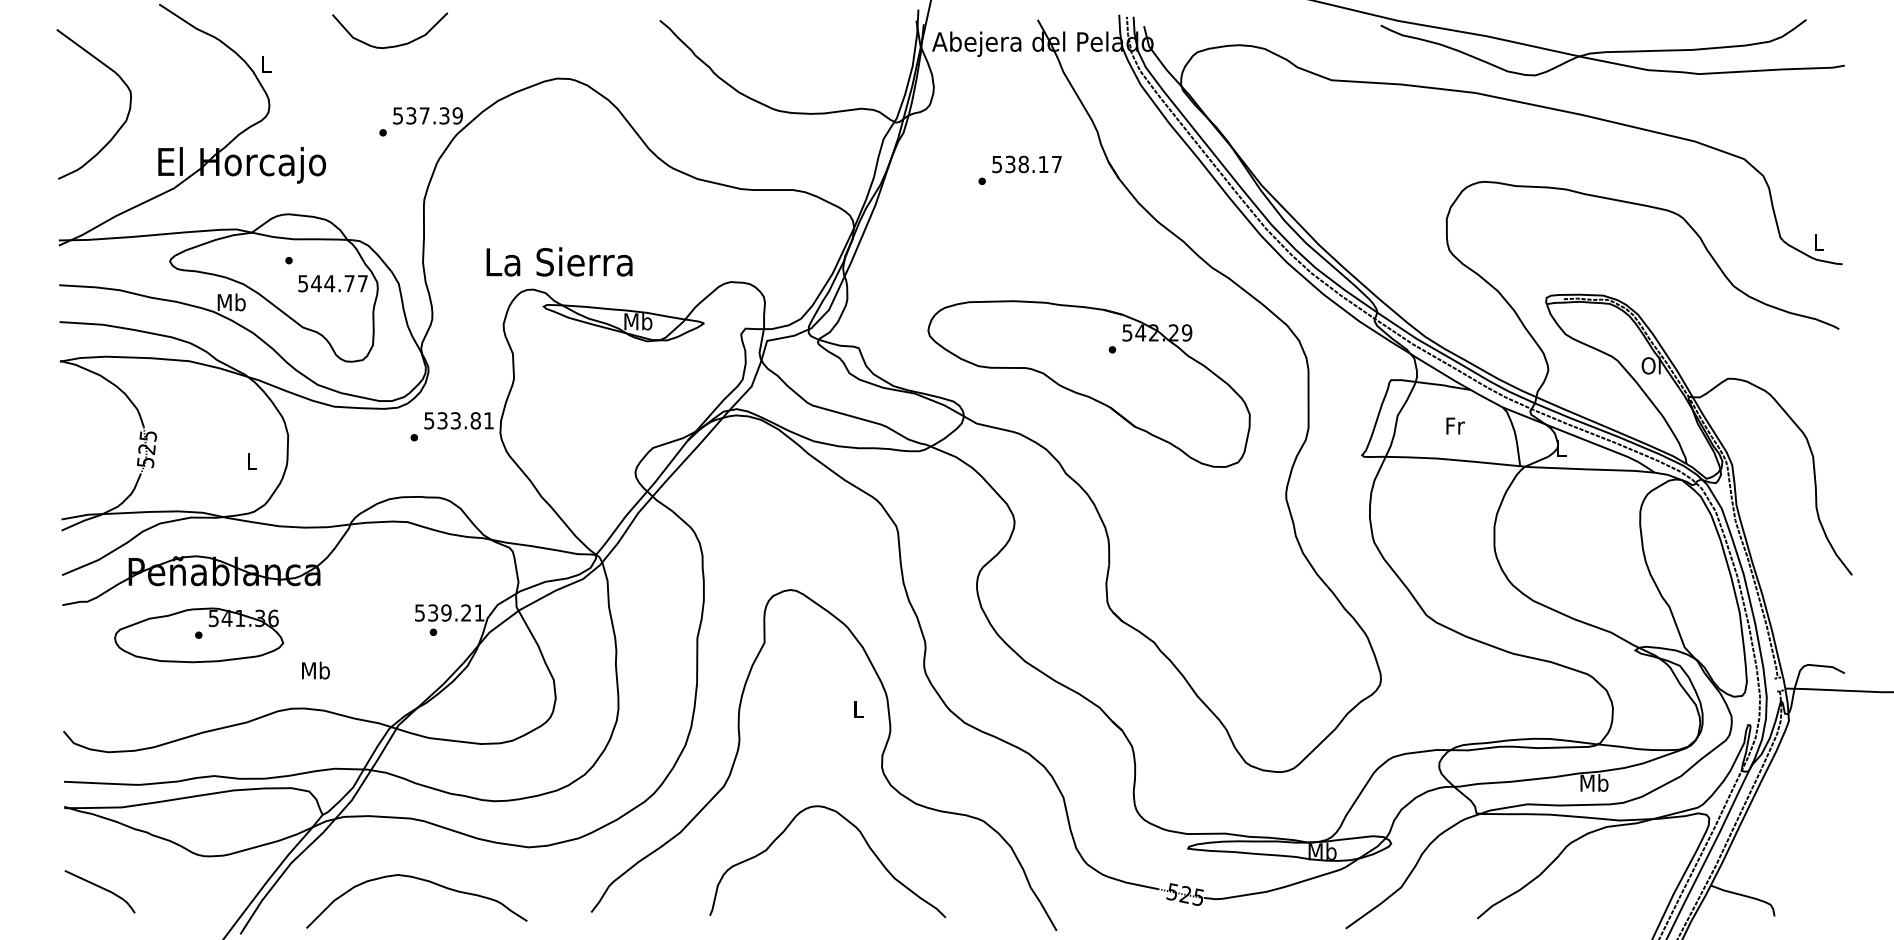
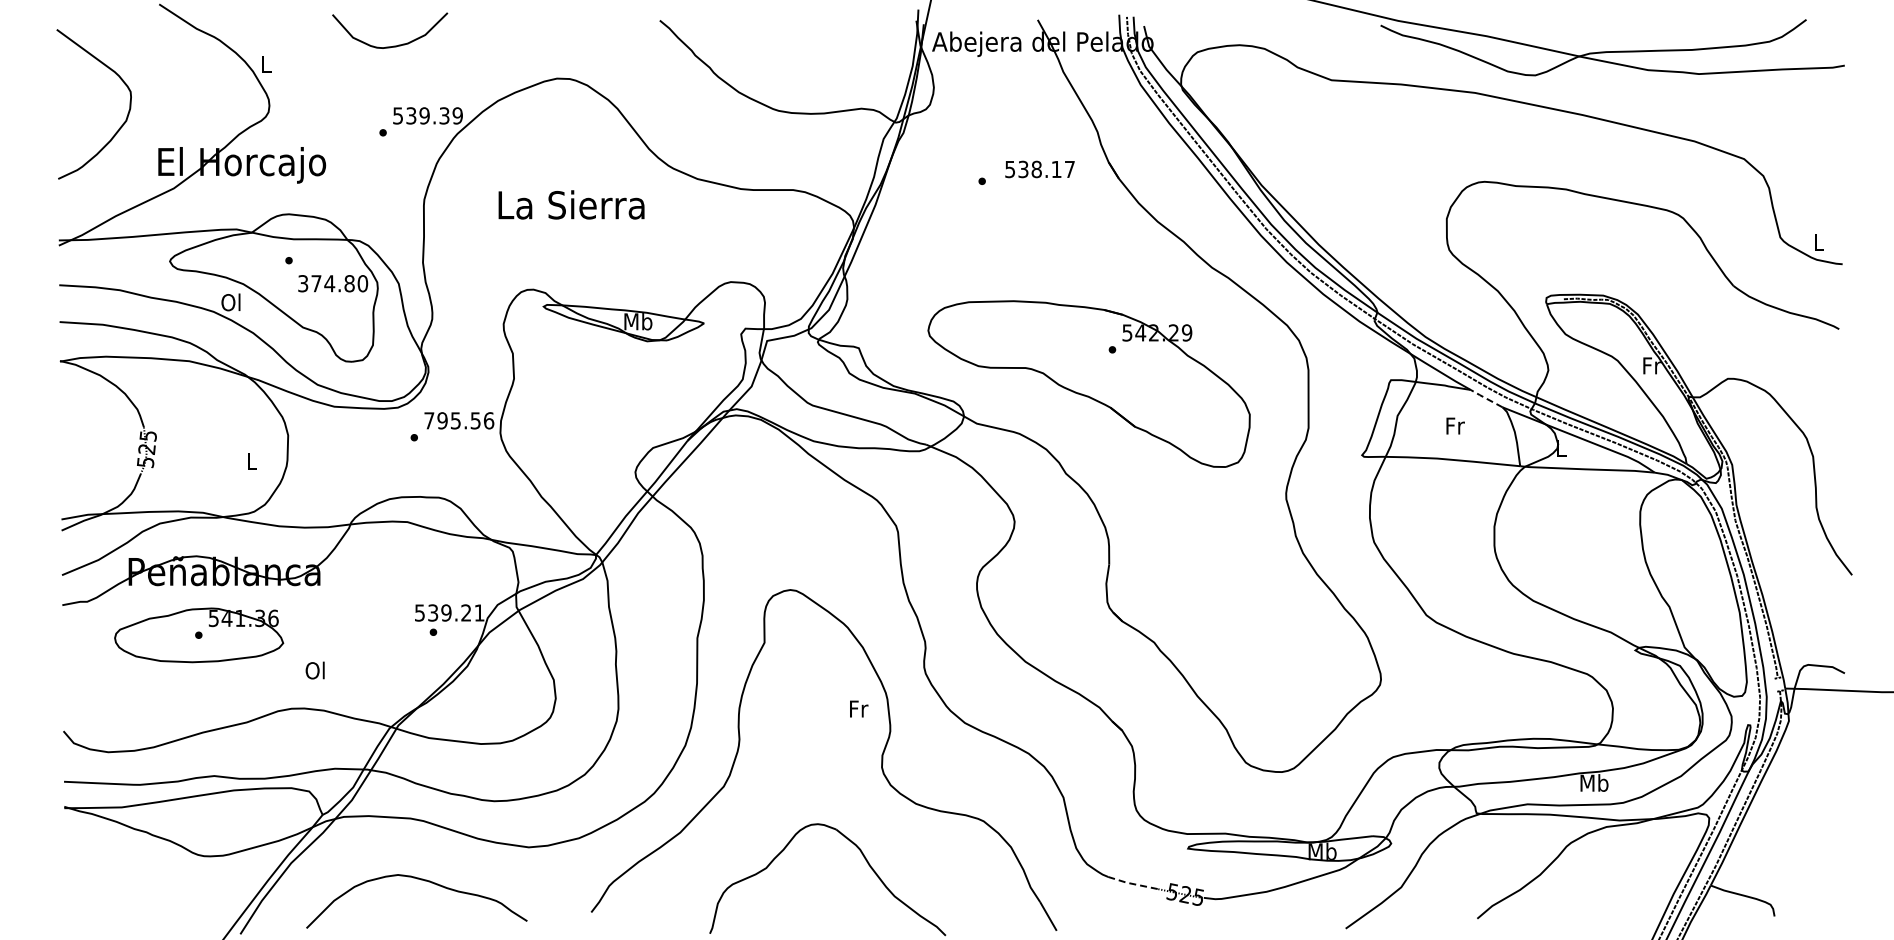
text: 537.39 -> 539.39 (424, 115)
text position: (1026, 164) -> (1039, 169) (1039, 169)
text position: (559, 261) -> (571, 204) (571, 204)
text: 544.77 -> 374.80 (333, 283)
text: Mb -> Ol (231, 302)
text: Ol -> Fr (1651, 365)
line: solid -> dashed (1485, 398)
text: 533.81 -> 795.56 (459, 420)
text: Mb -> Ol (315, 670)
text: L -> Fr (859, 708)
part position: (863, 839) -> (863, 857) (863, 857)
line: solid -> dashed (1132, 883)
curve: present -> none (100, 888)
